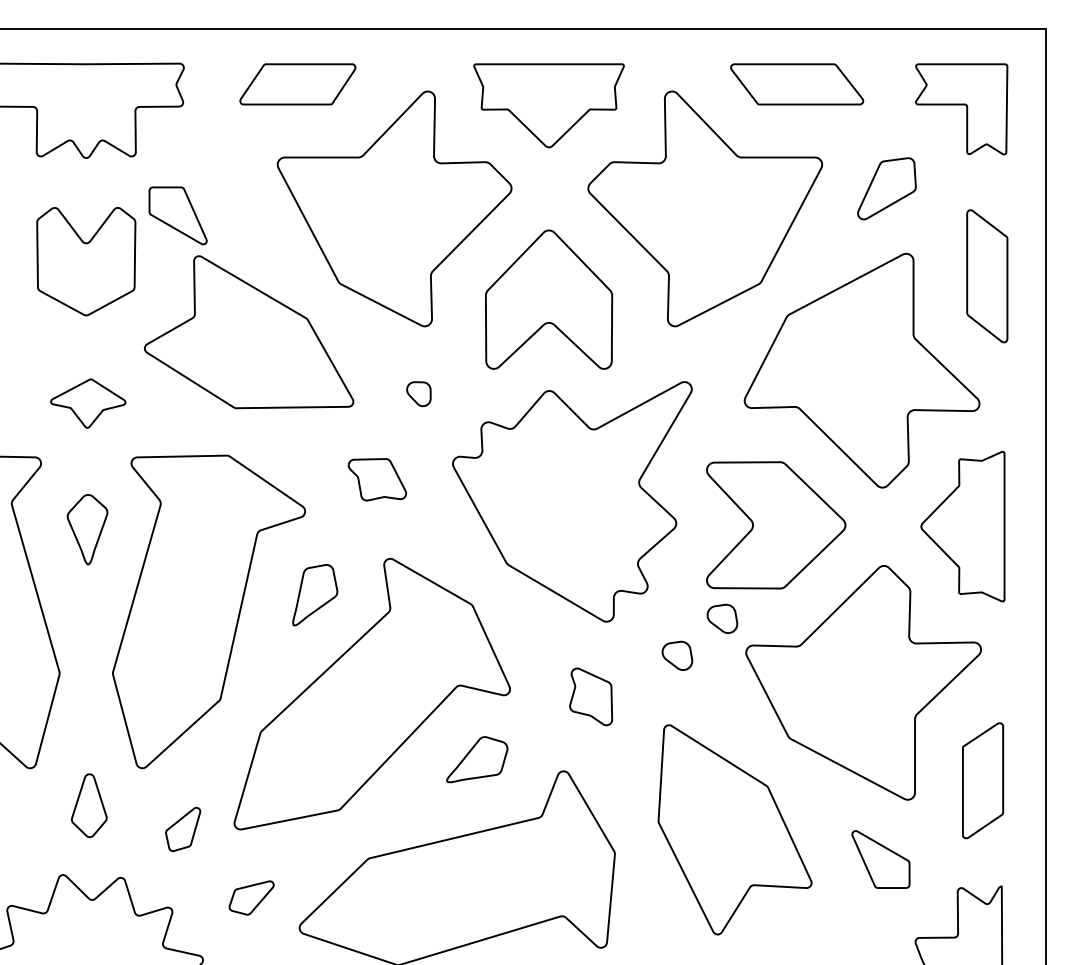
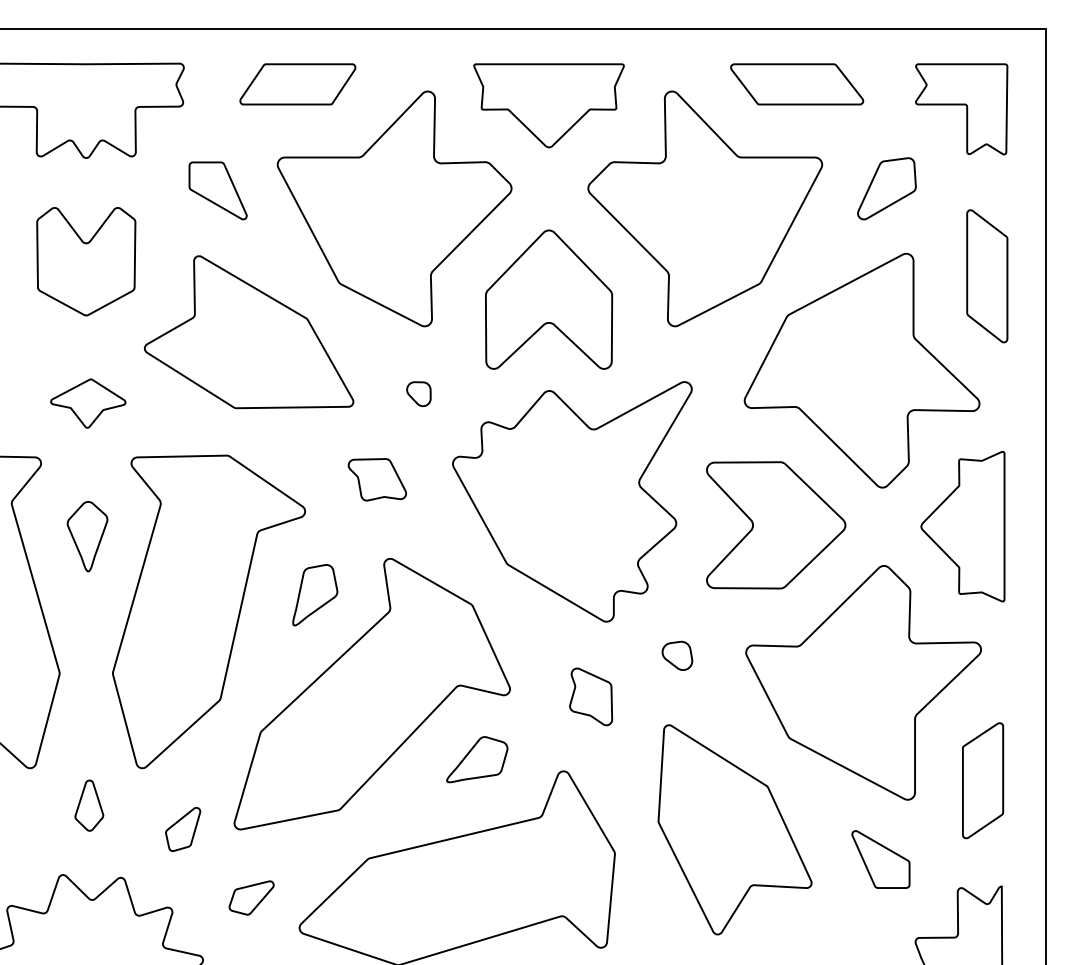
part position: (177, 215) -> (217, 190) (217, 190)
part position: (87, 529) -> (87, 536) (87, 536)
part: present -> none (722, 618)
part size: 38x66 px -> 31x53 px (89, 805)
